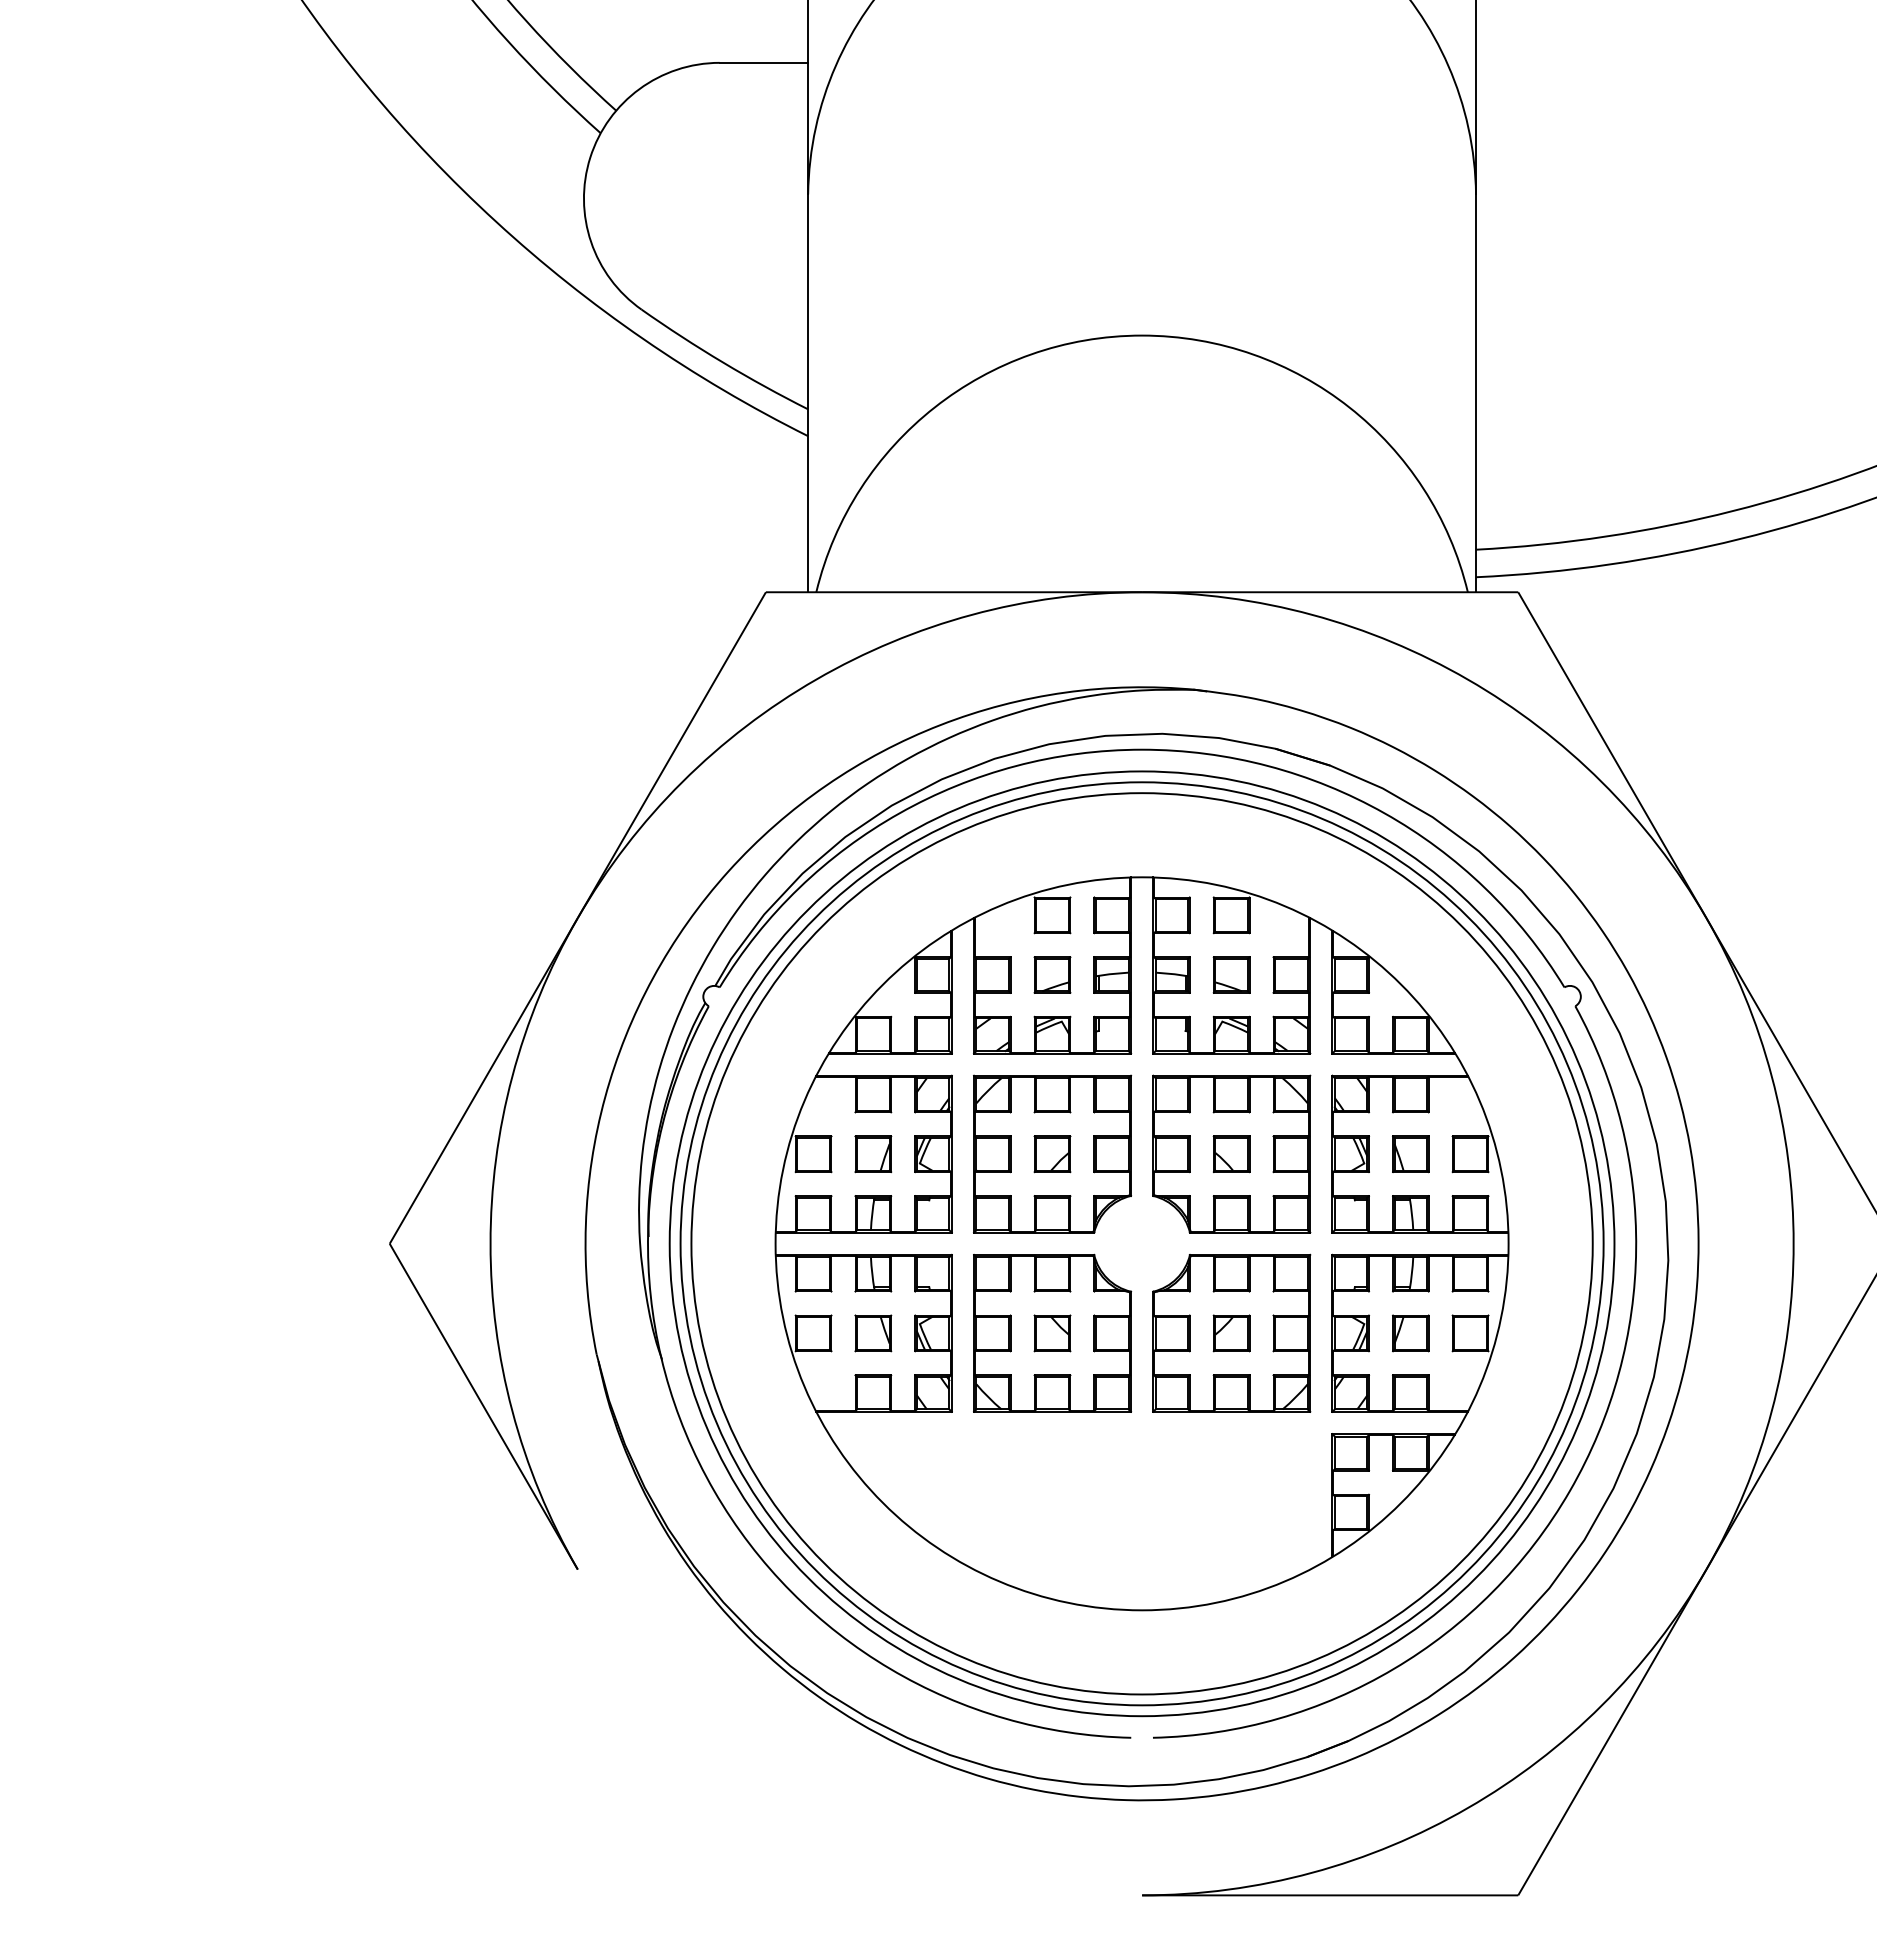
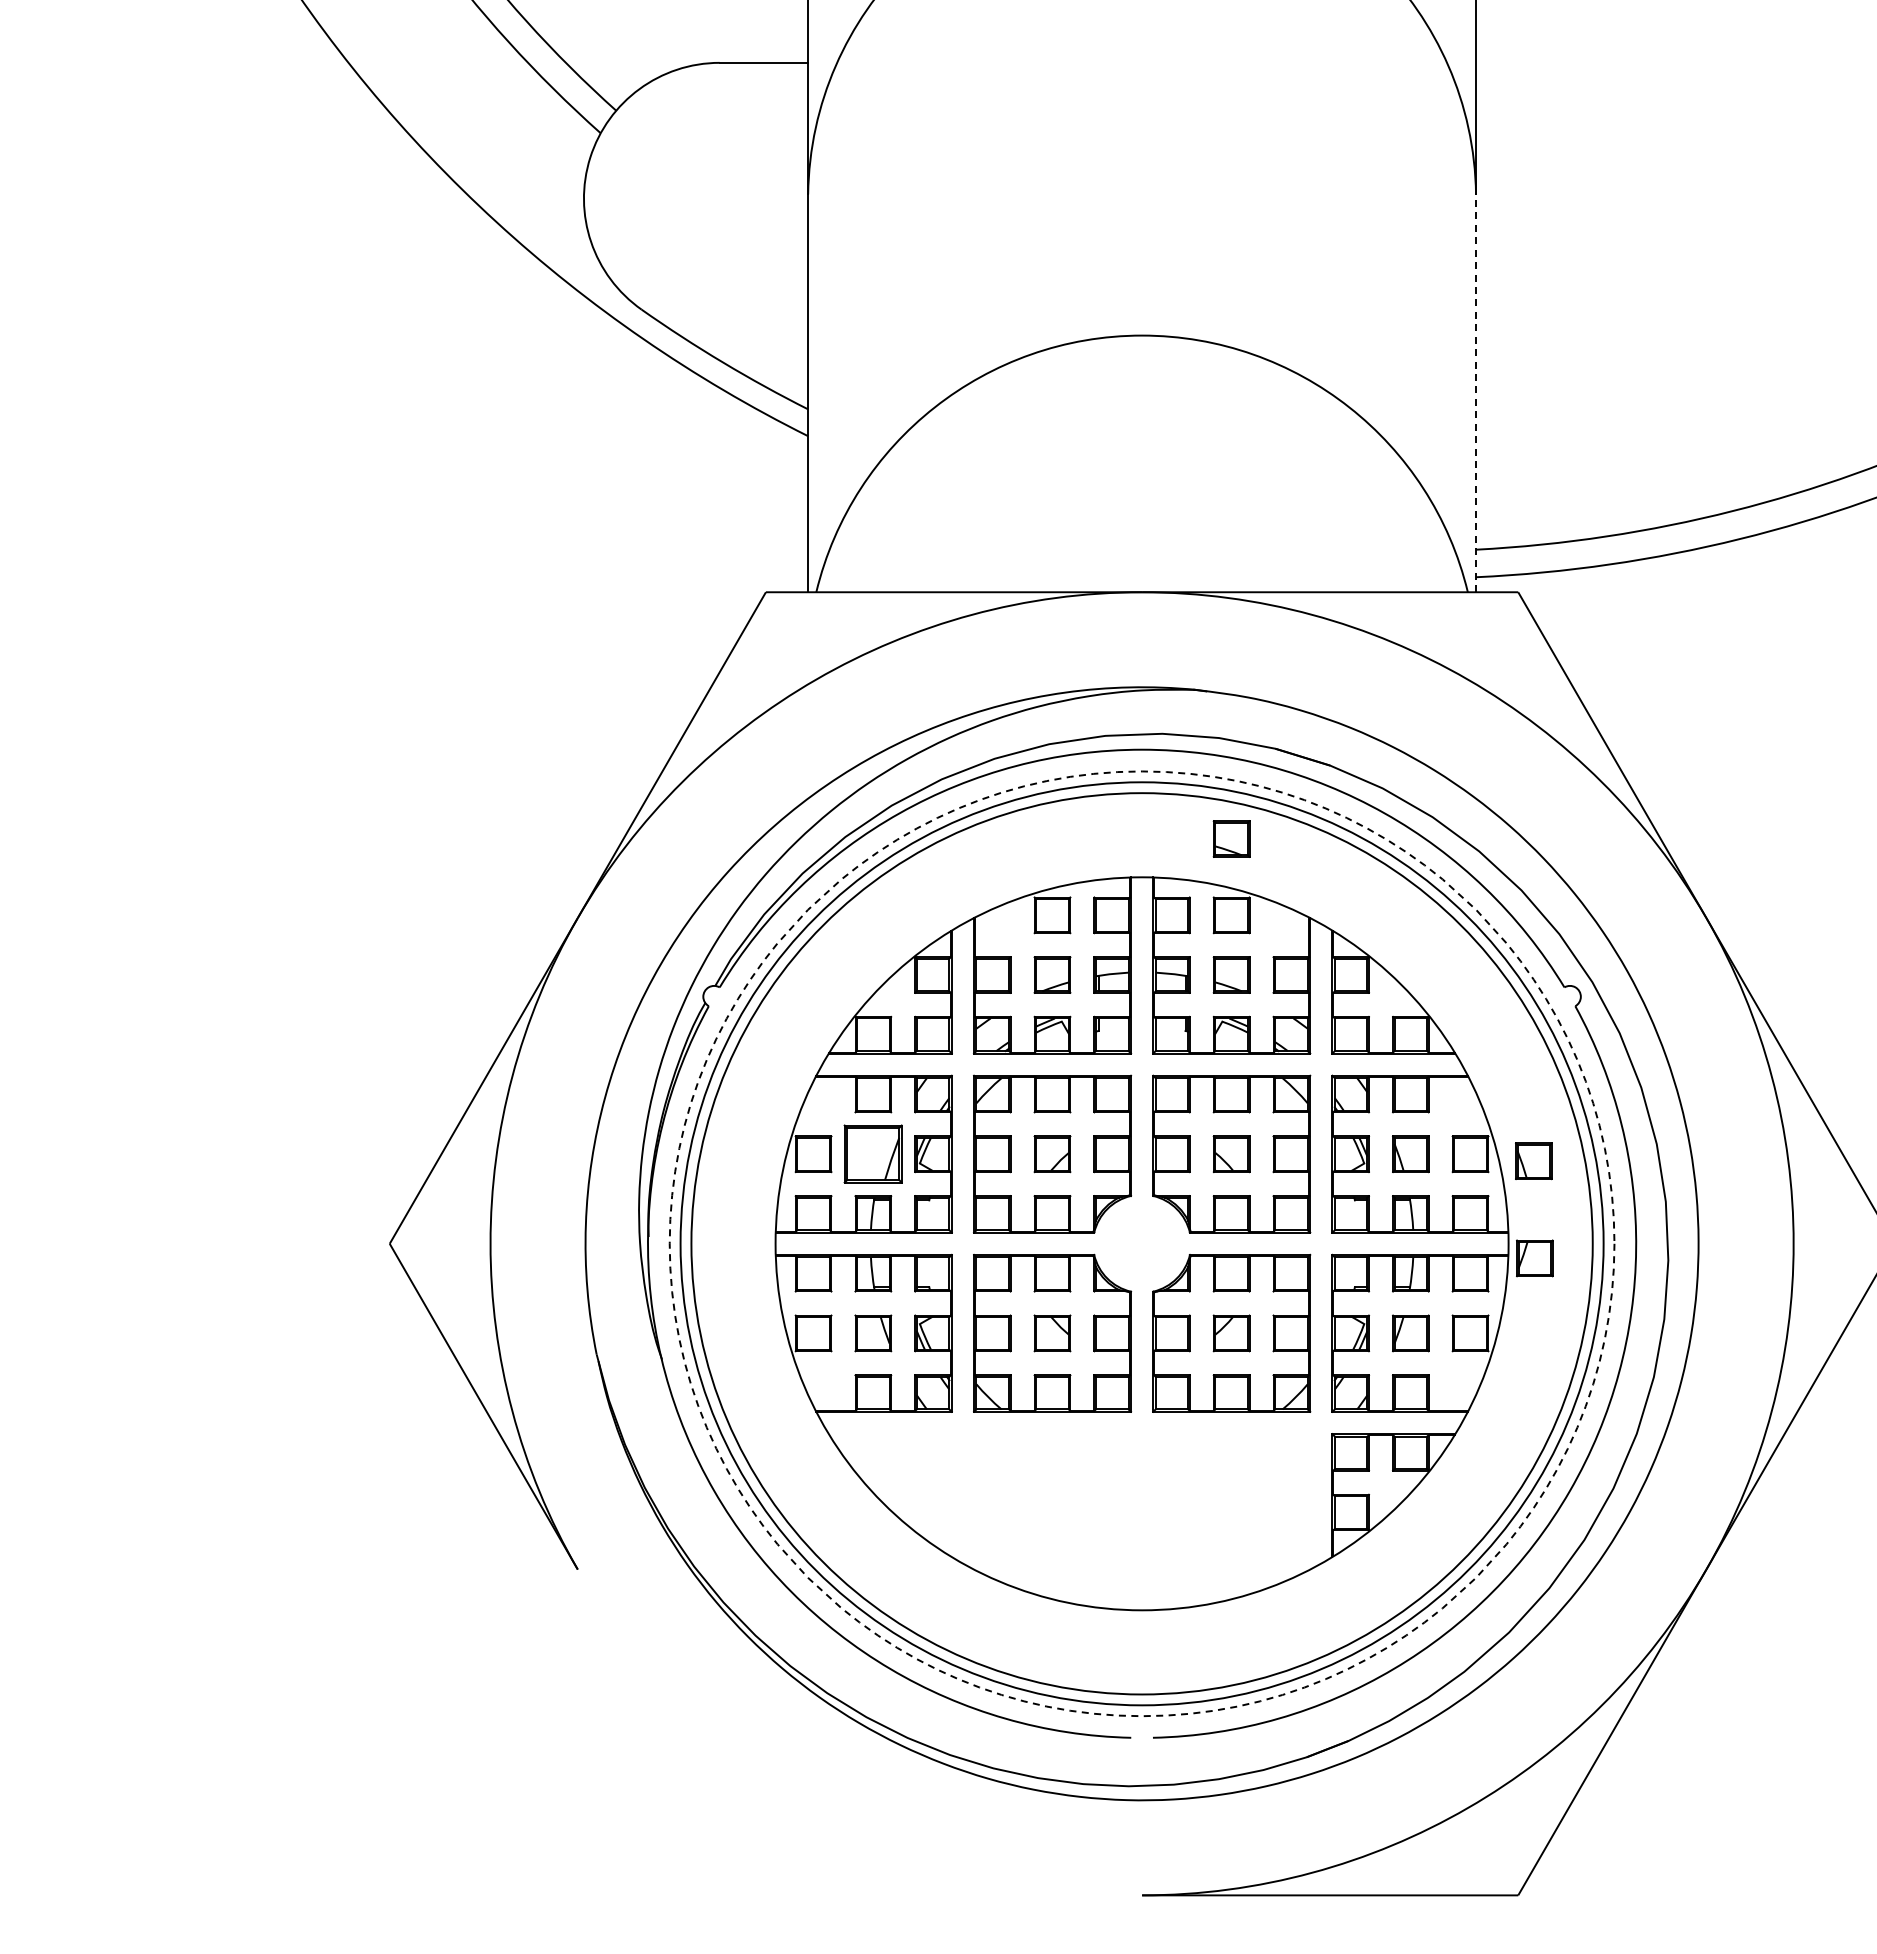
line: solid -> dashed (1476, 393)
part: none -> present (1231, 838)
part size: 39x39 px -> 60x60 px (872, 1153)
part: none -> present (1533, 1161)
circle: solid -> dashed (1141, 1243)
part: none -> present (1534, 1258)
